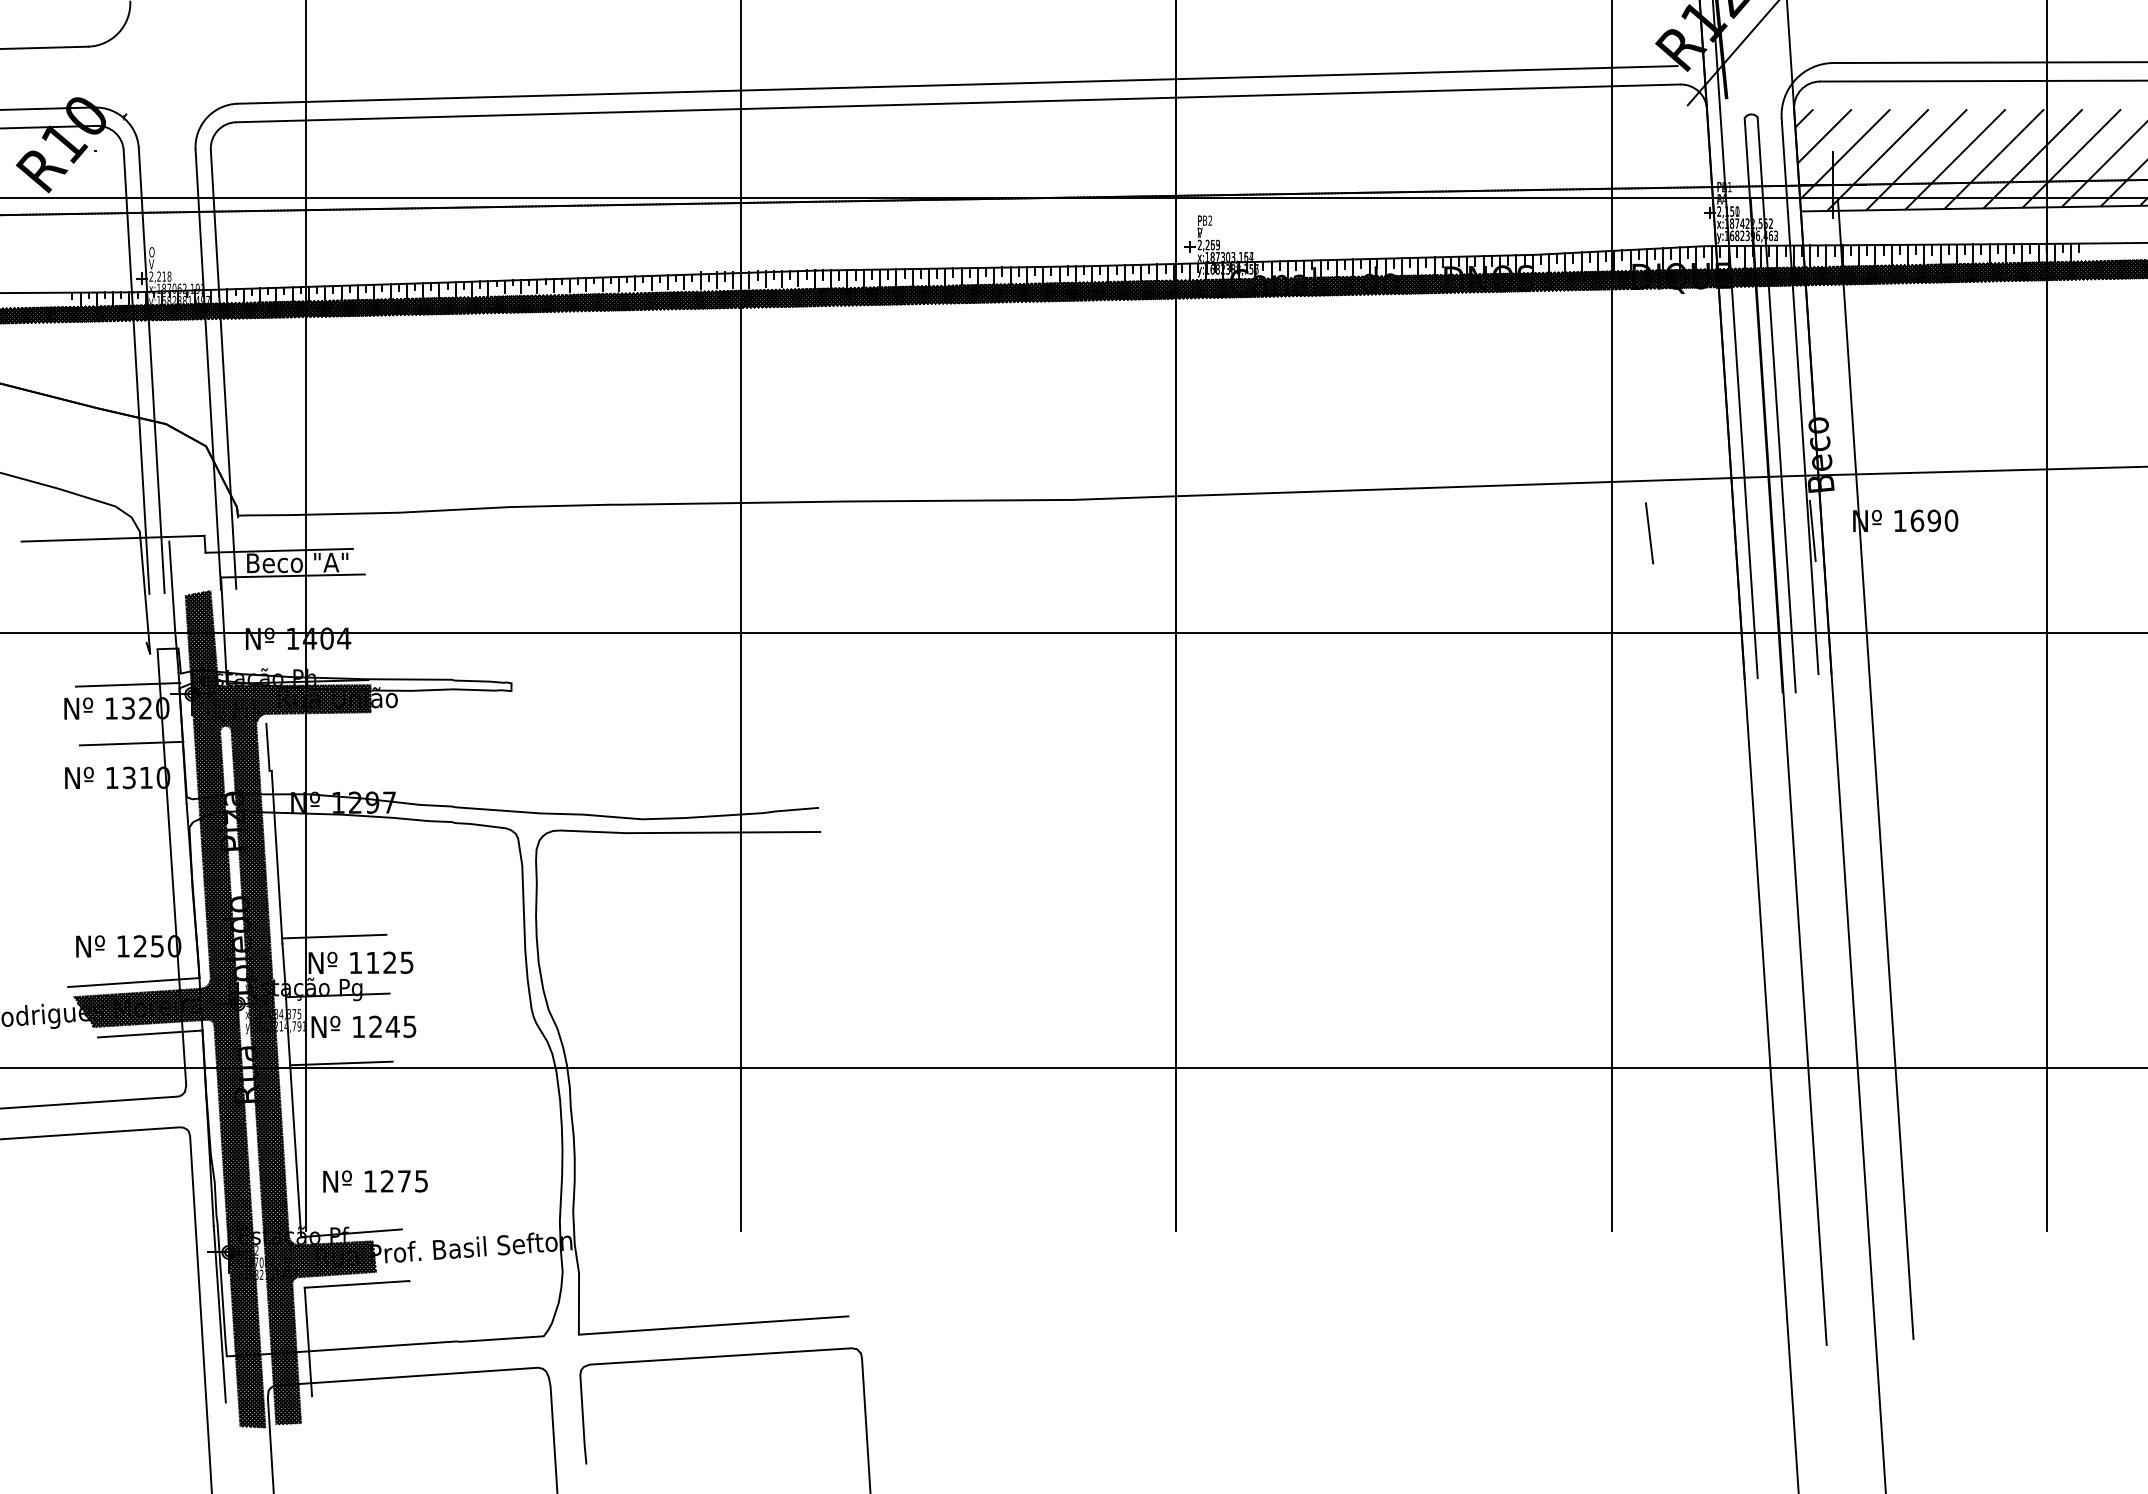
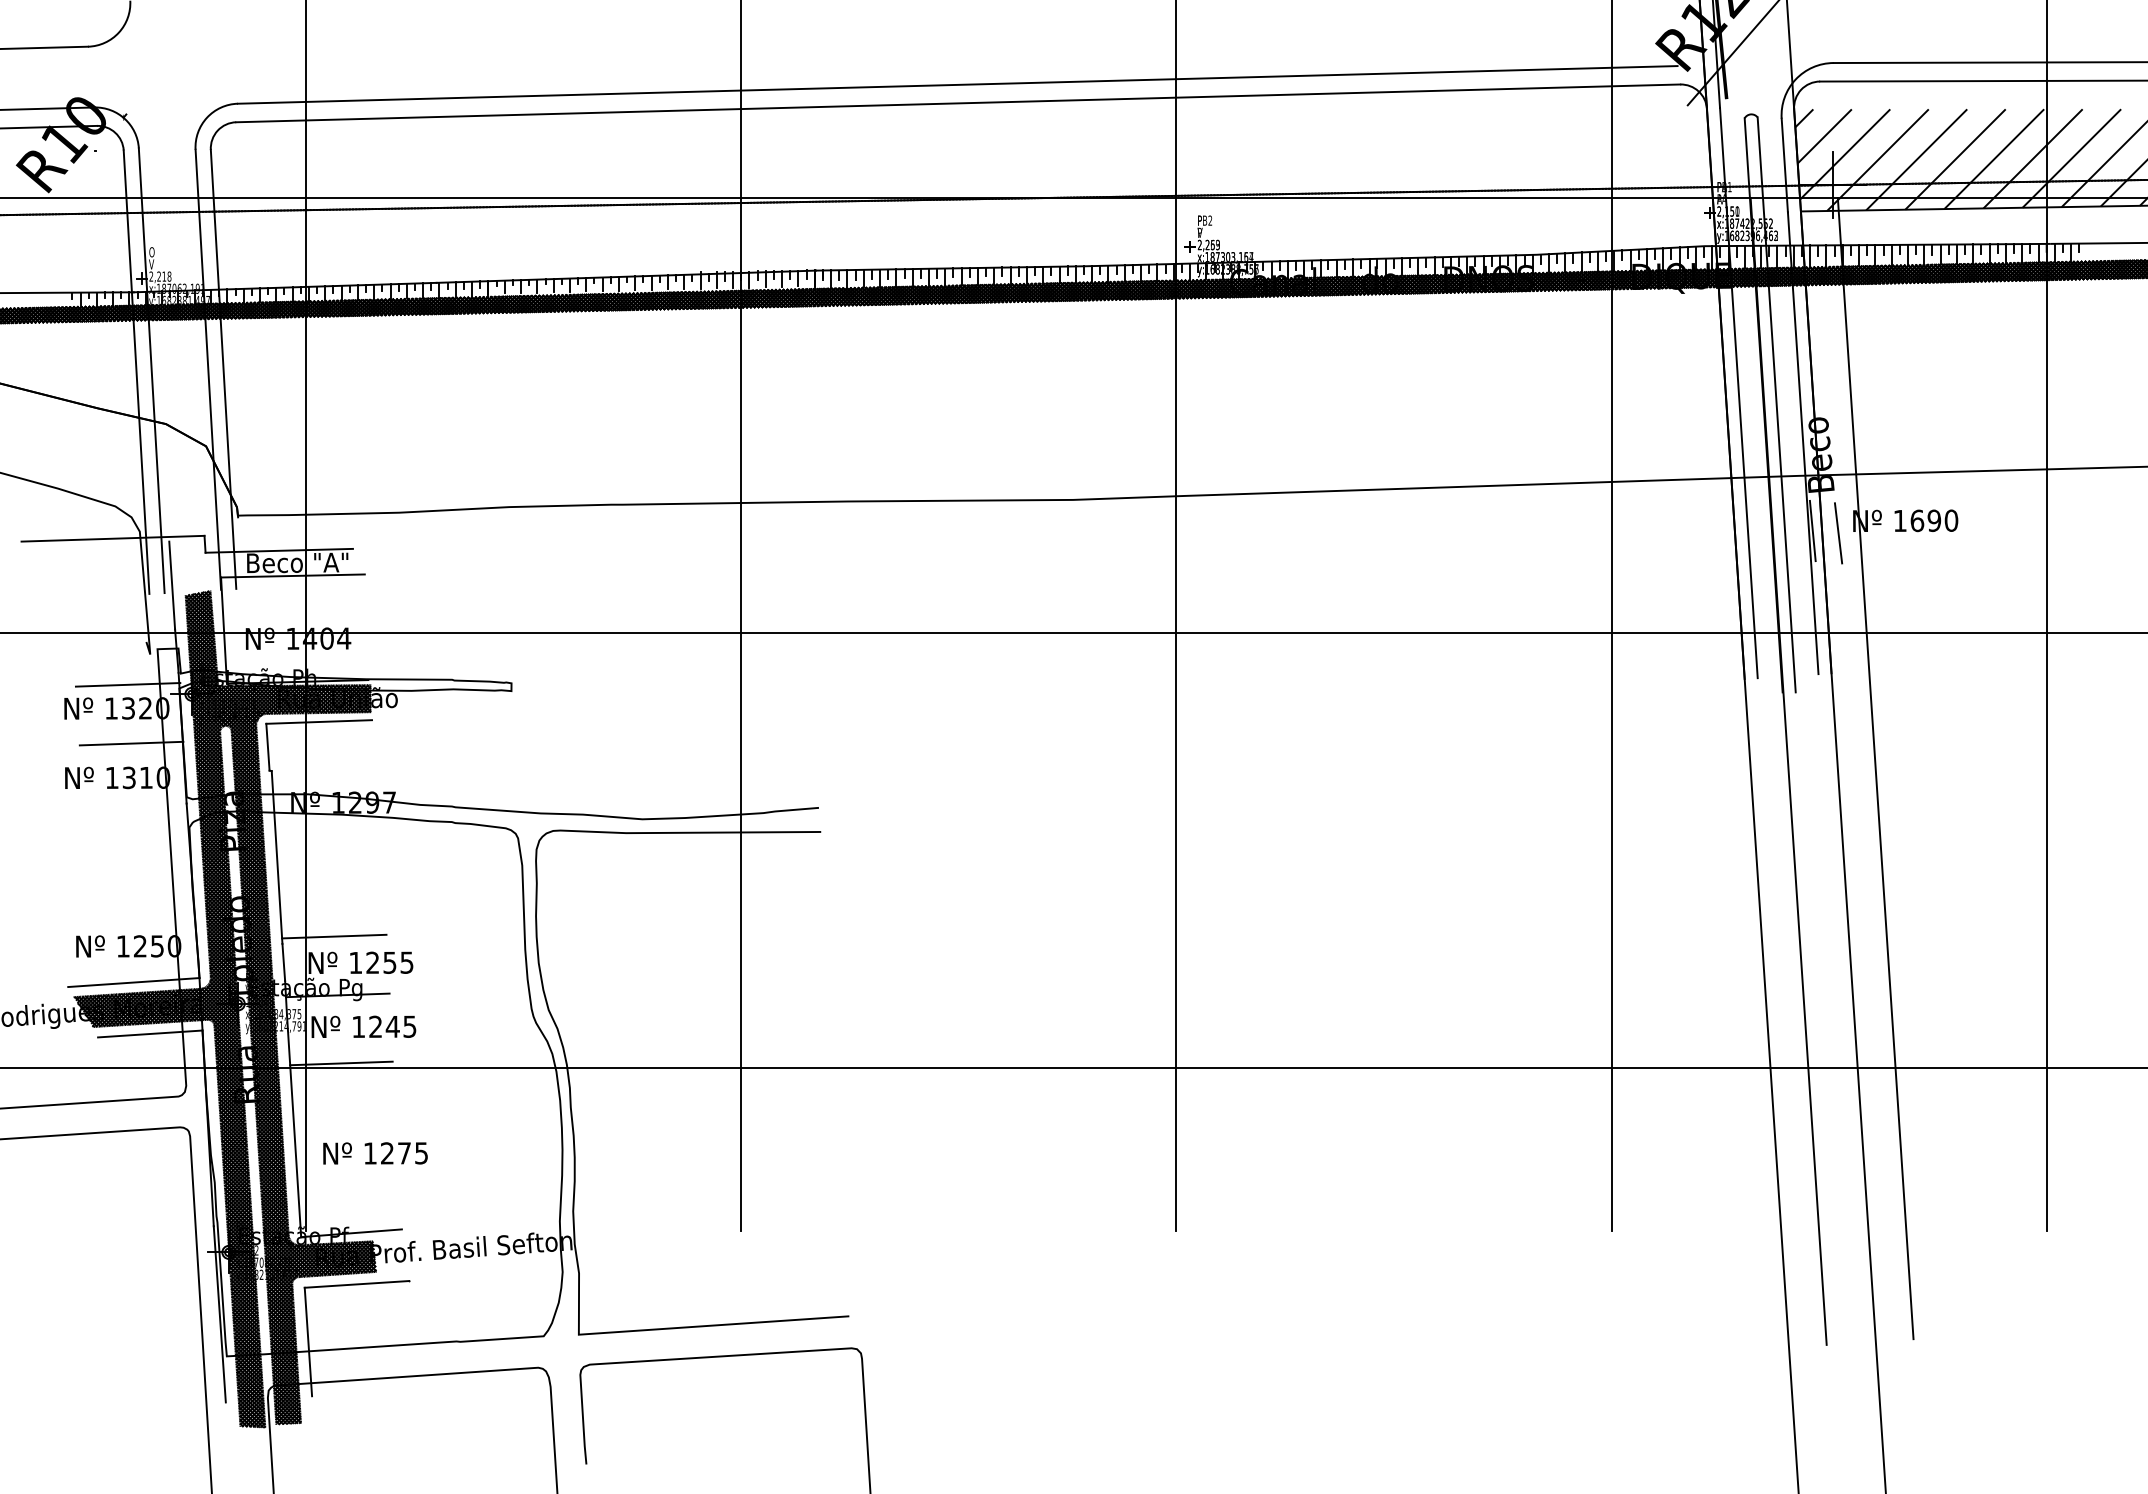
line position: (1649, 533) -> (1838, 533) (1838, 533)
line: none -> present (319, 721)
text: 1125 -> 1255 (381, 962)
text position: (375, 1181) -> (375, 1153) (375, 1153)
